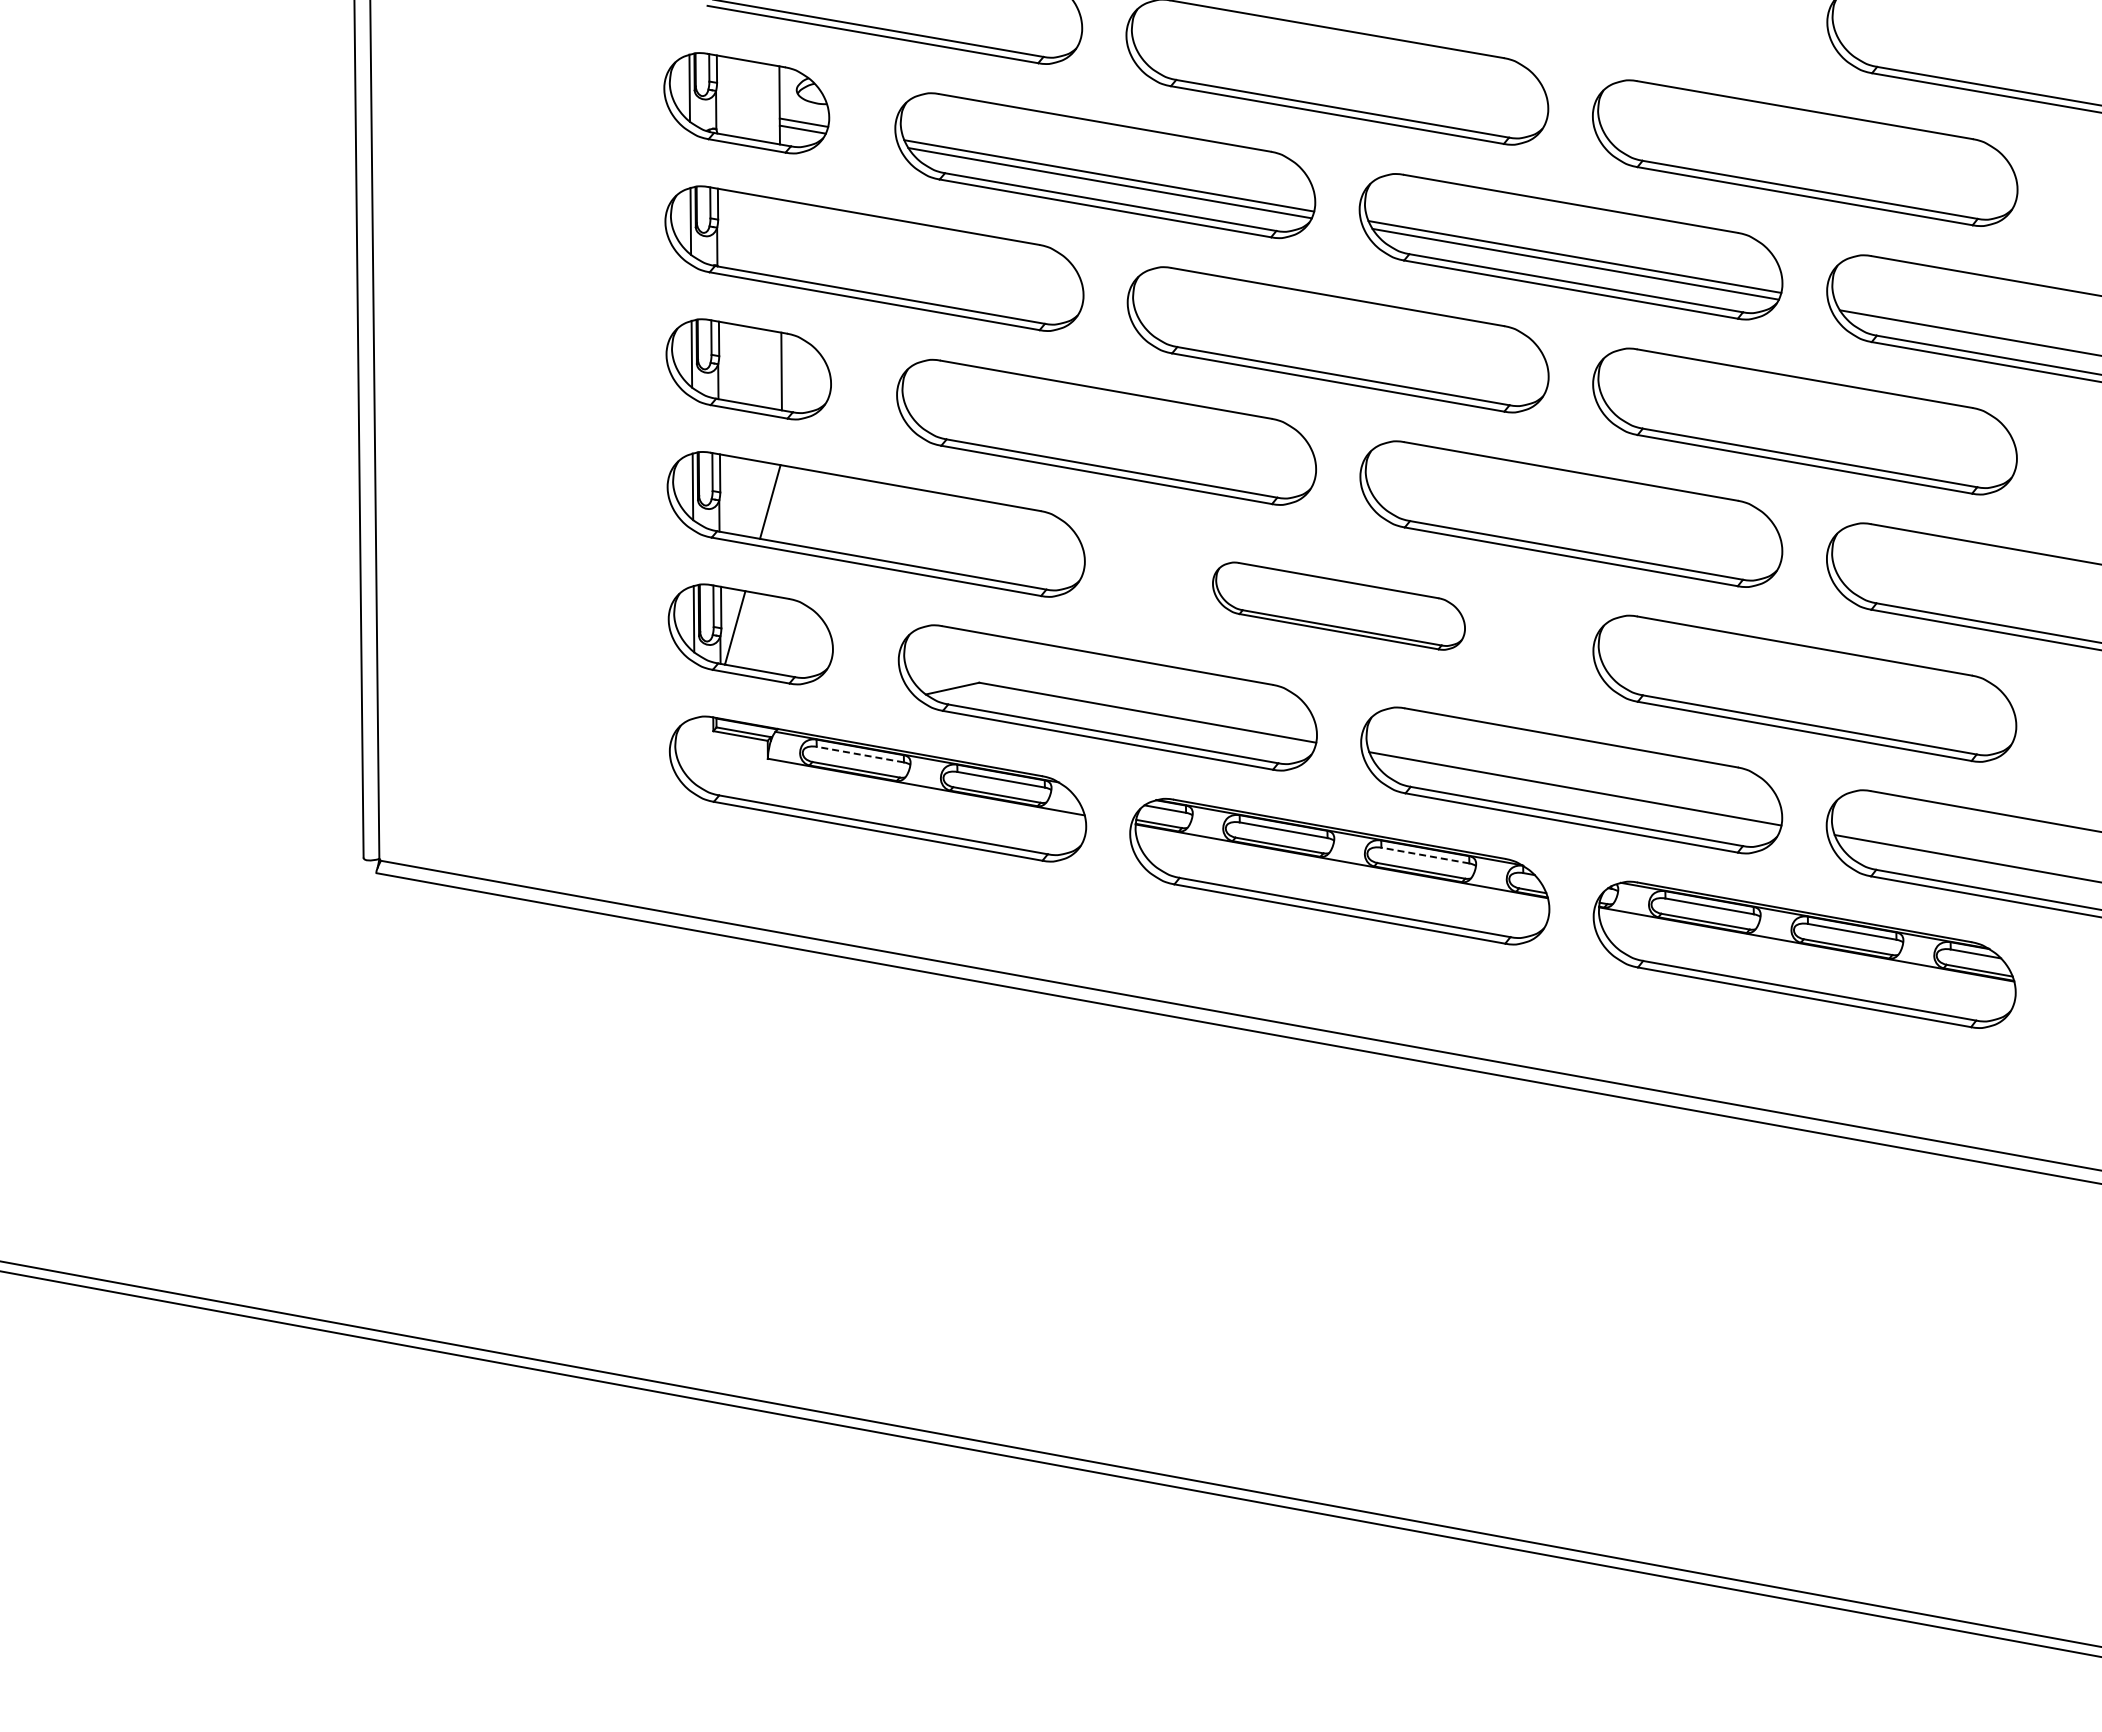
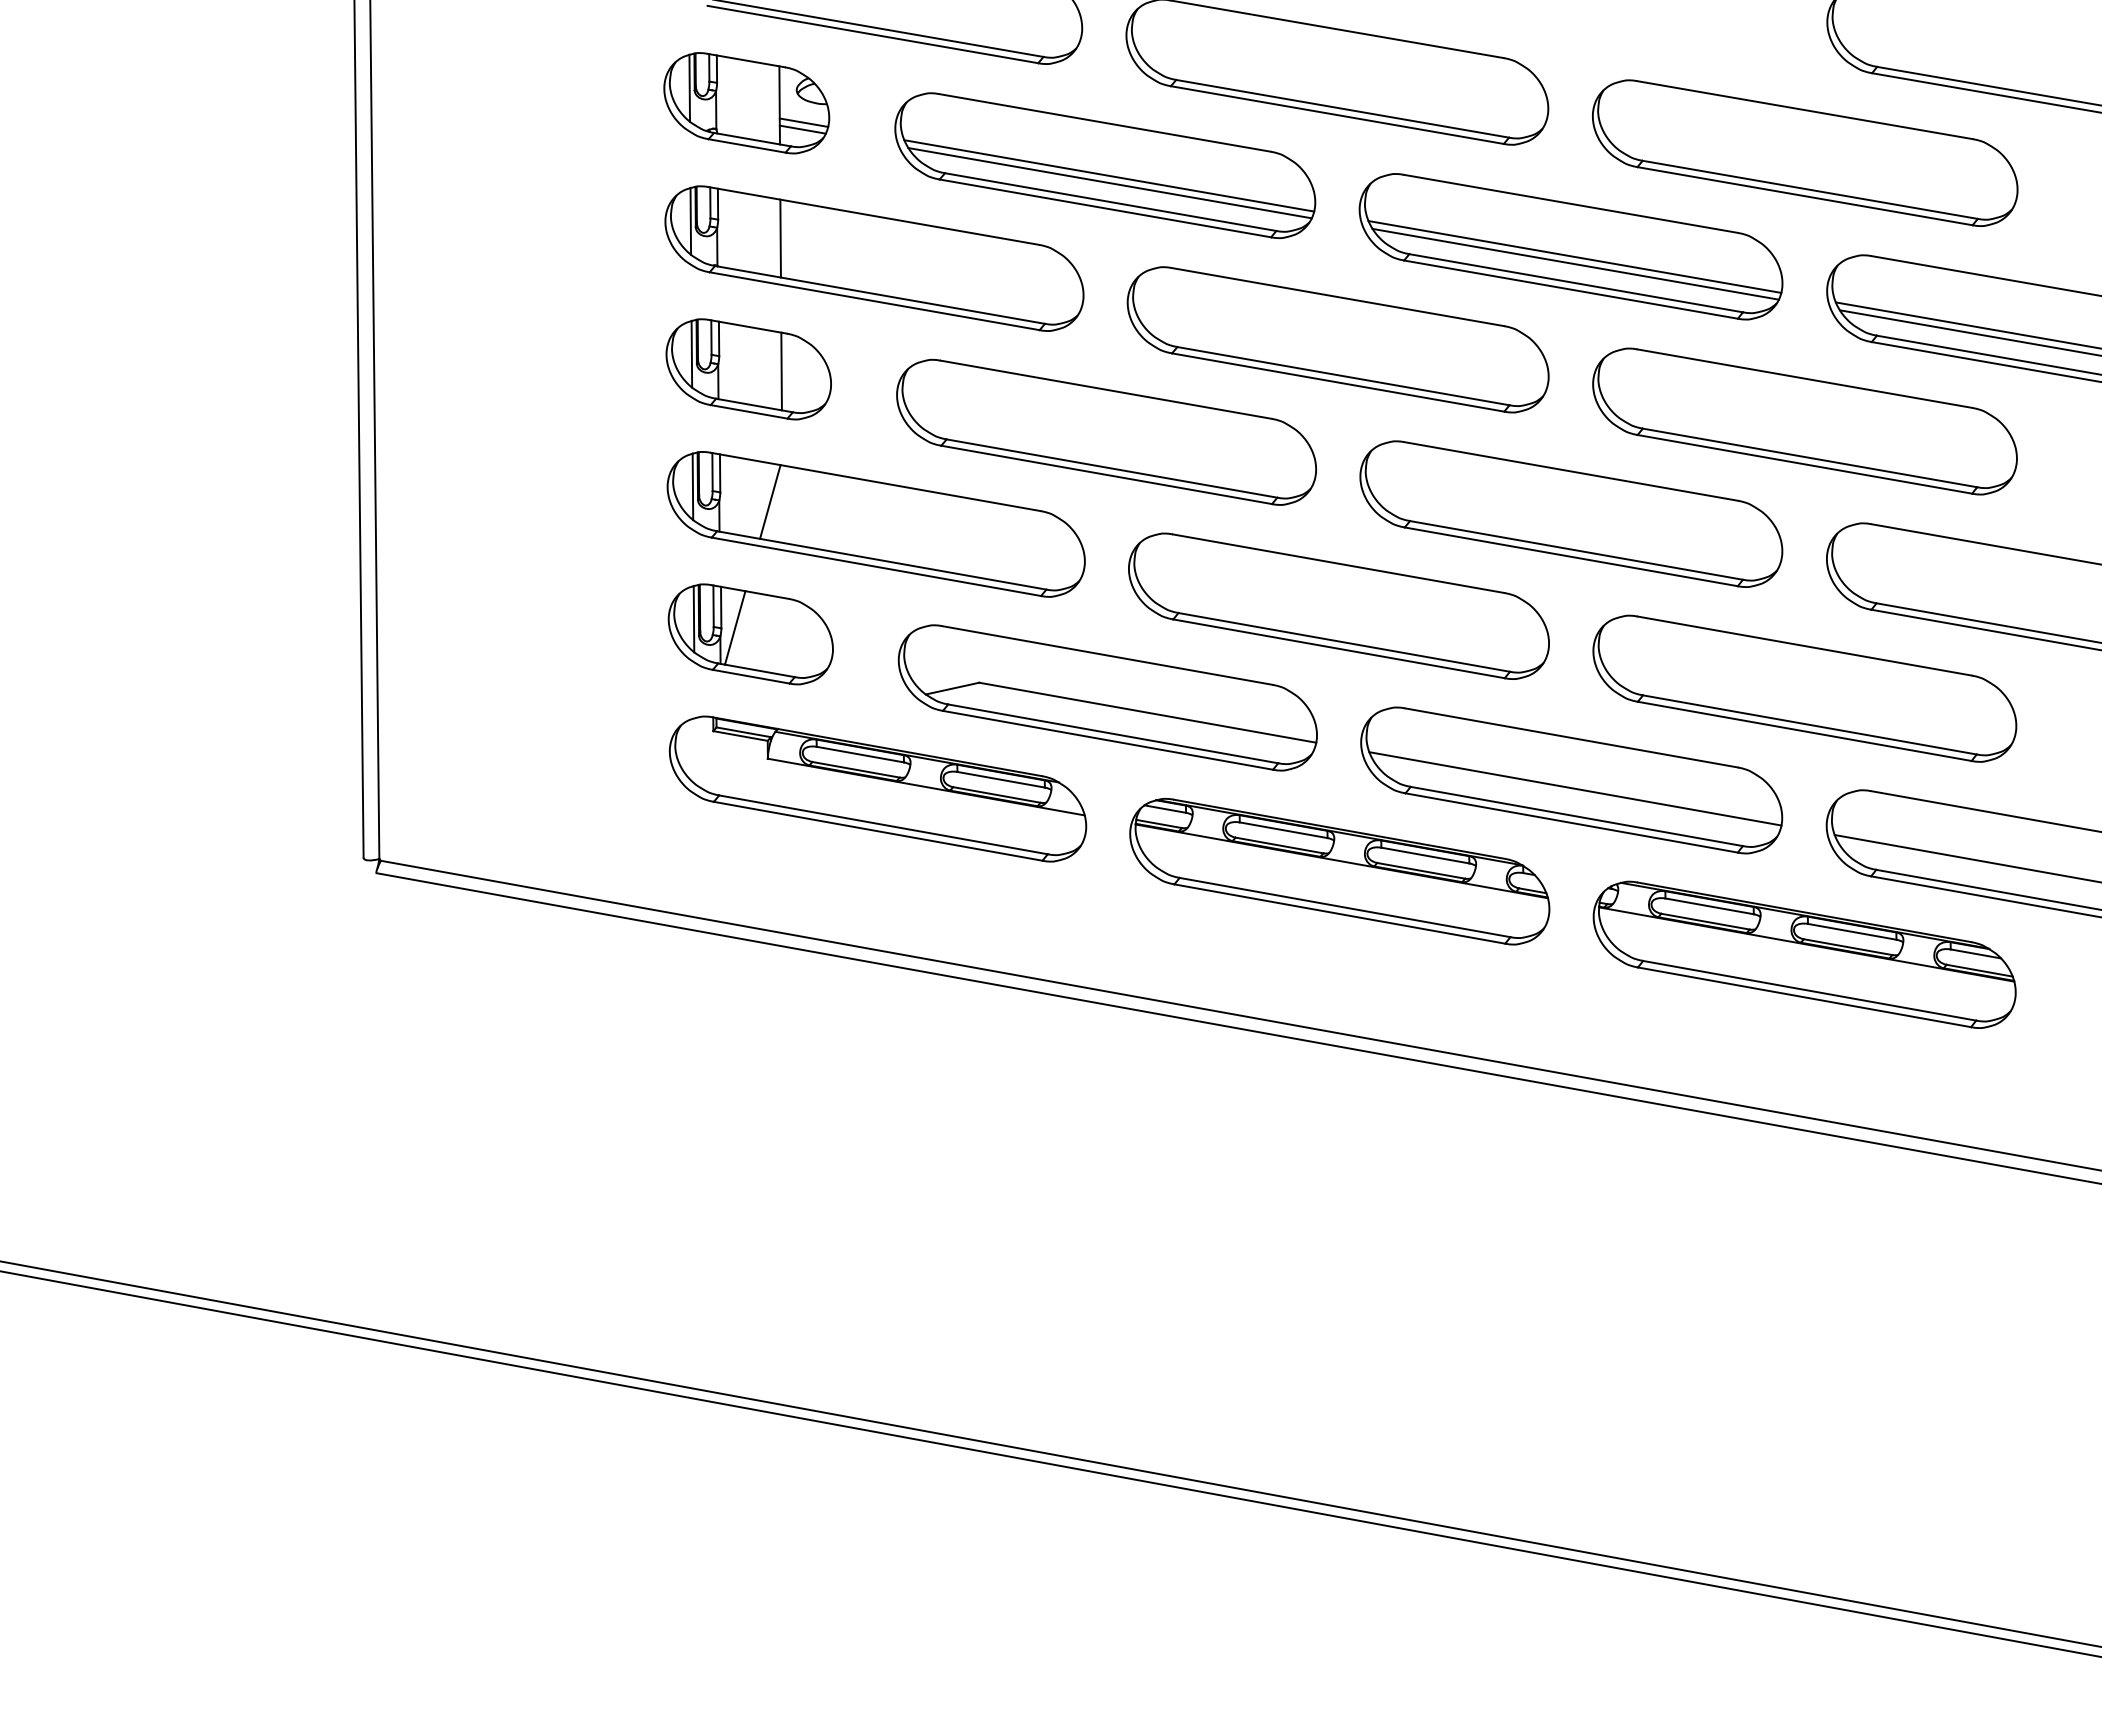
line: none -> present (780, 238)
line: none -> present (1966, 325)
part size: 254x90 px -> 422x148 px (1338, 605)
line: dashed -> solid (859, 754)
line: dashed -> solid (1425, 855)
